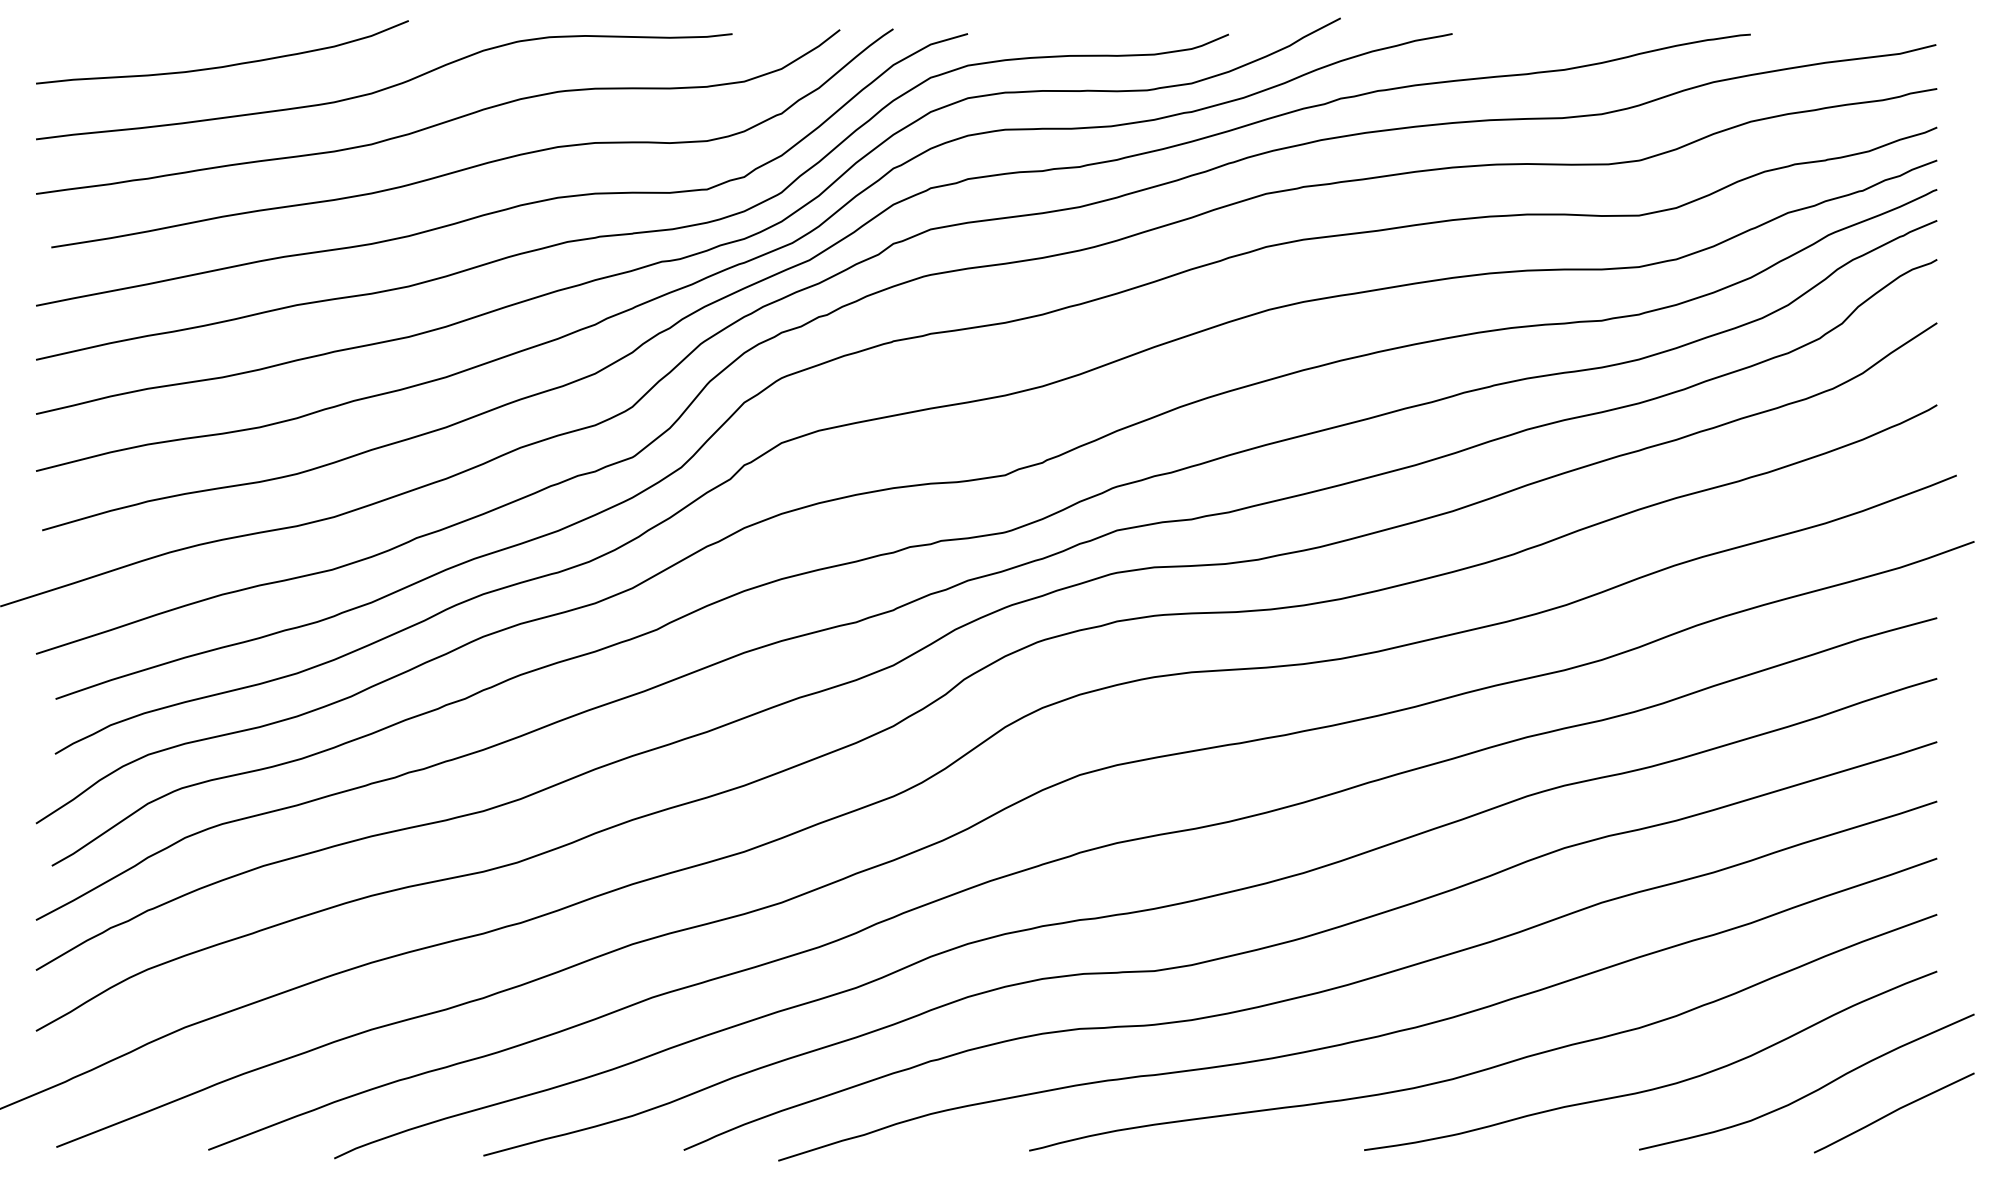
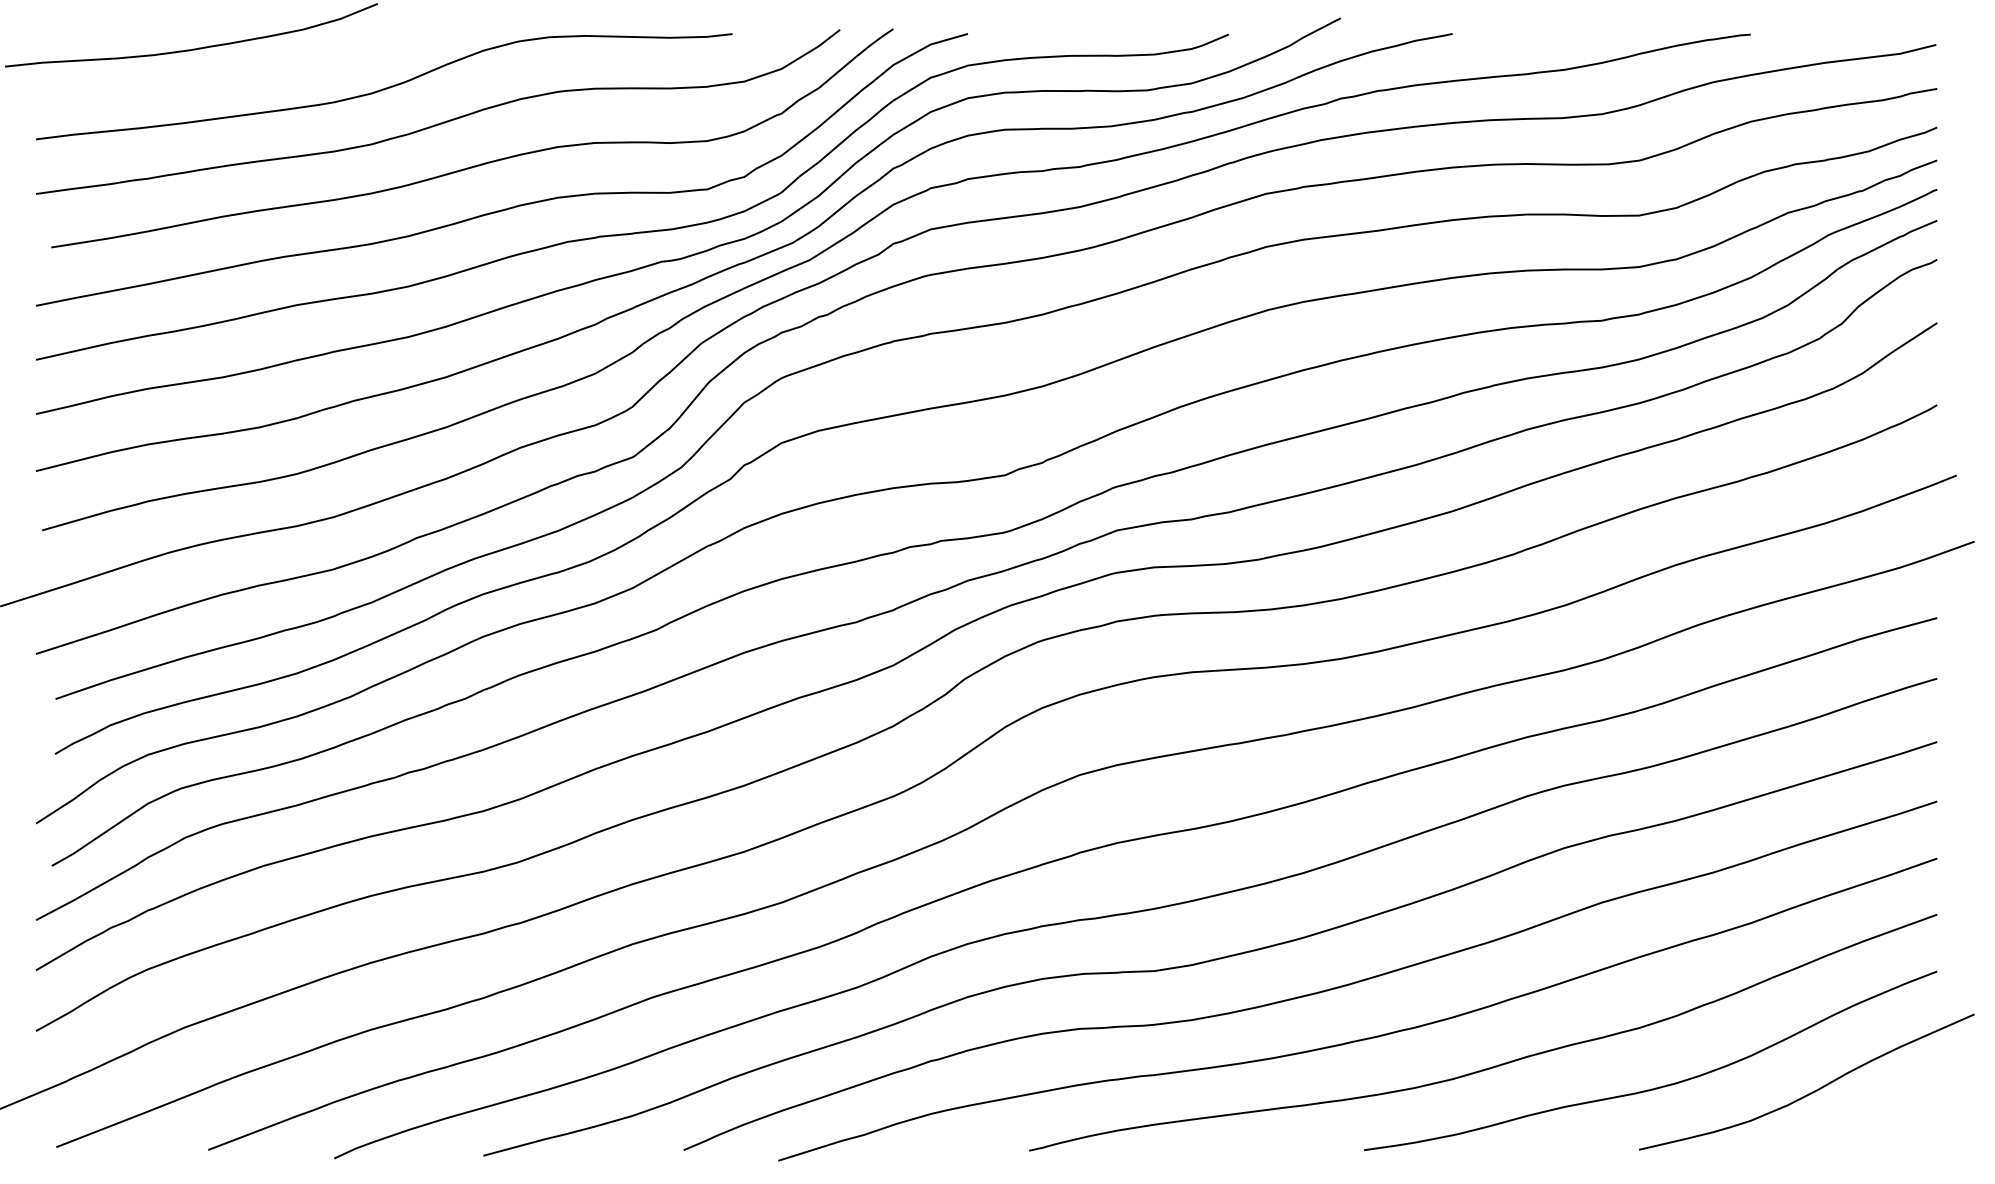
curve position: (224, 65) -> (193, 48) (193, 48)
line: present -> none (1893, 1112)
